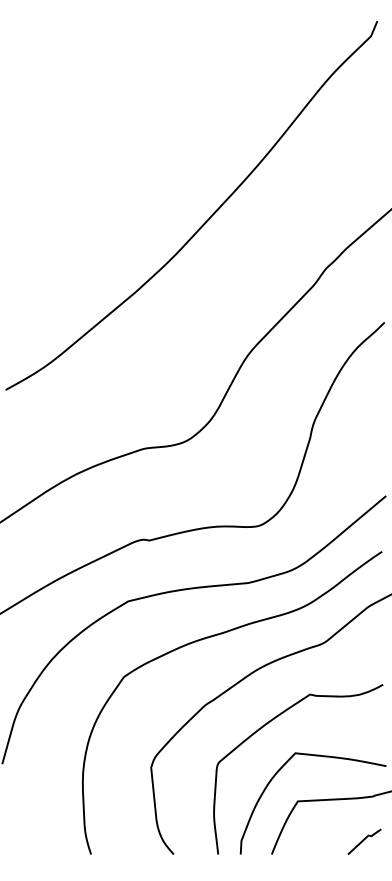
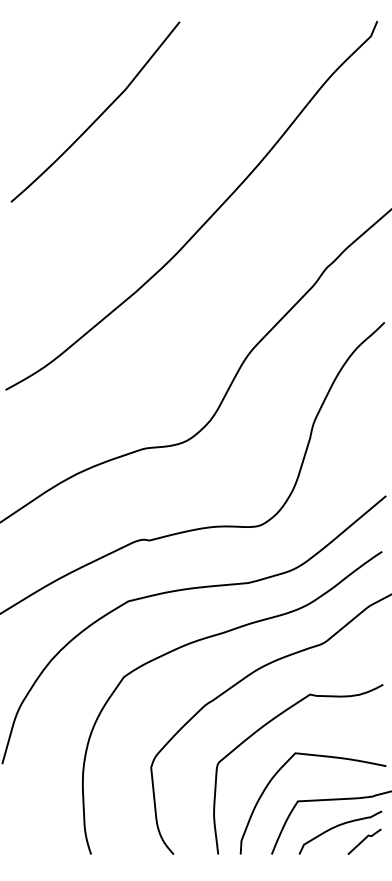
curve: none -> present (99, 115)
curve: none -> present (339, 826)
